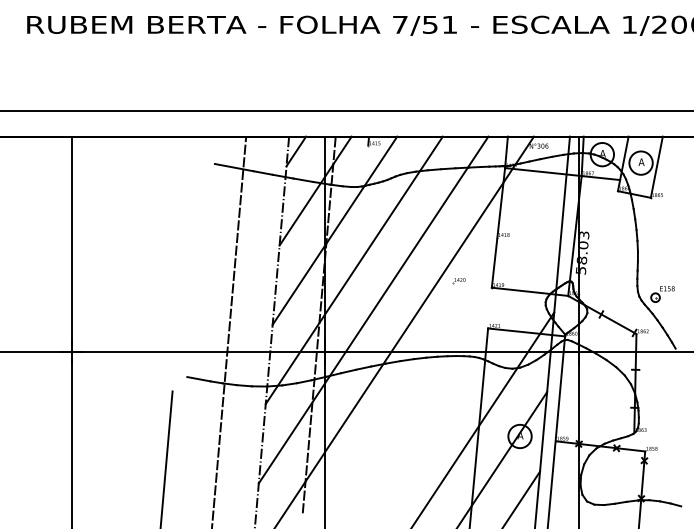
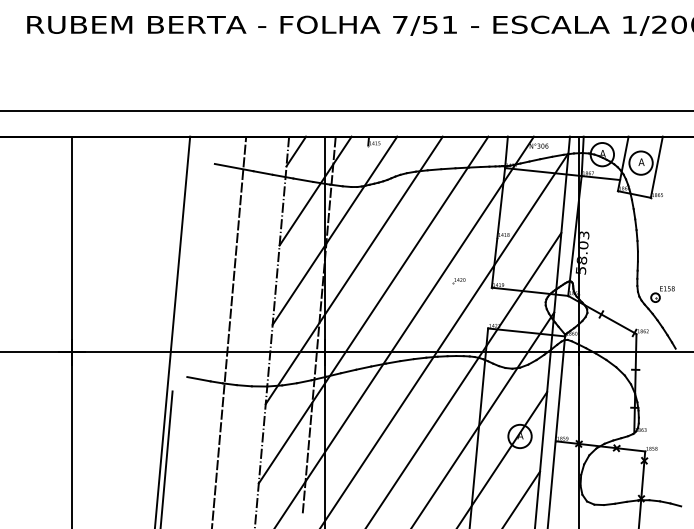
line: none -> present (172, 330)
line: none -> present (445, 339)
line: none -> present (464, 378)
